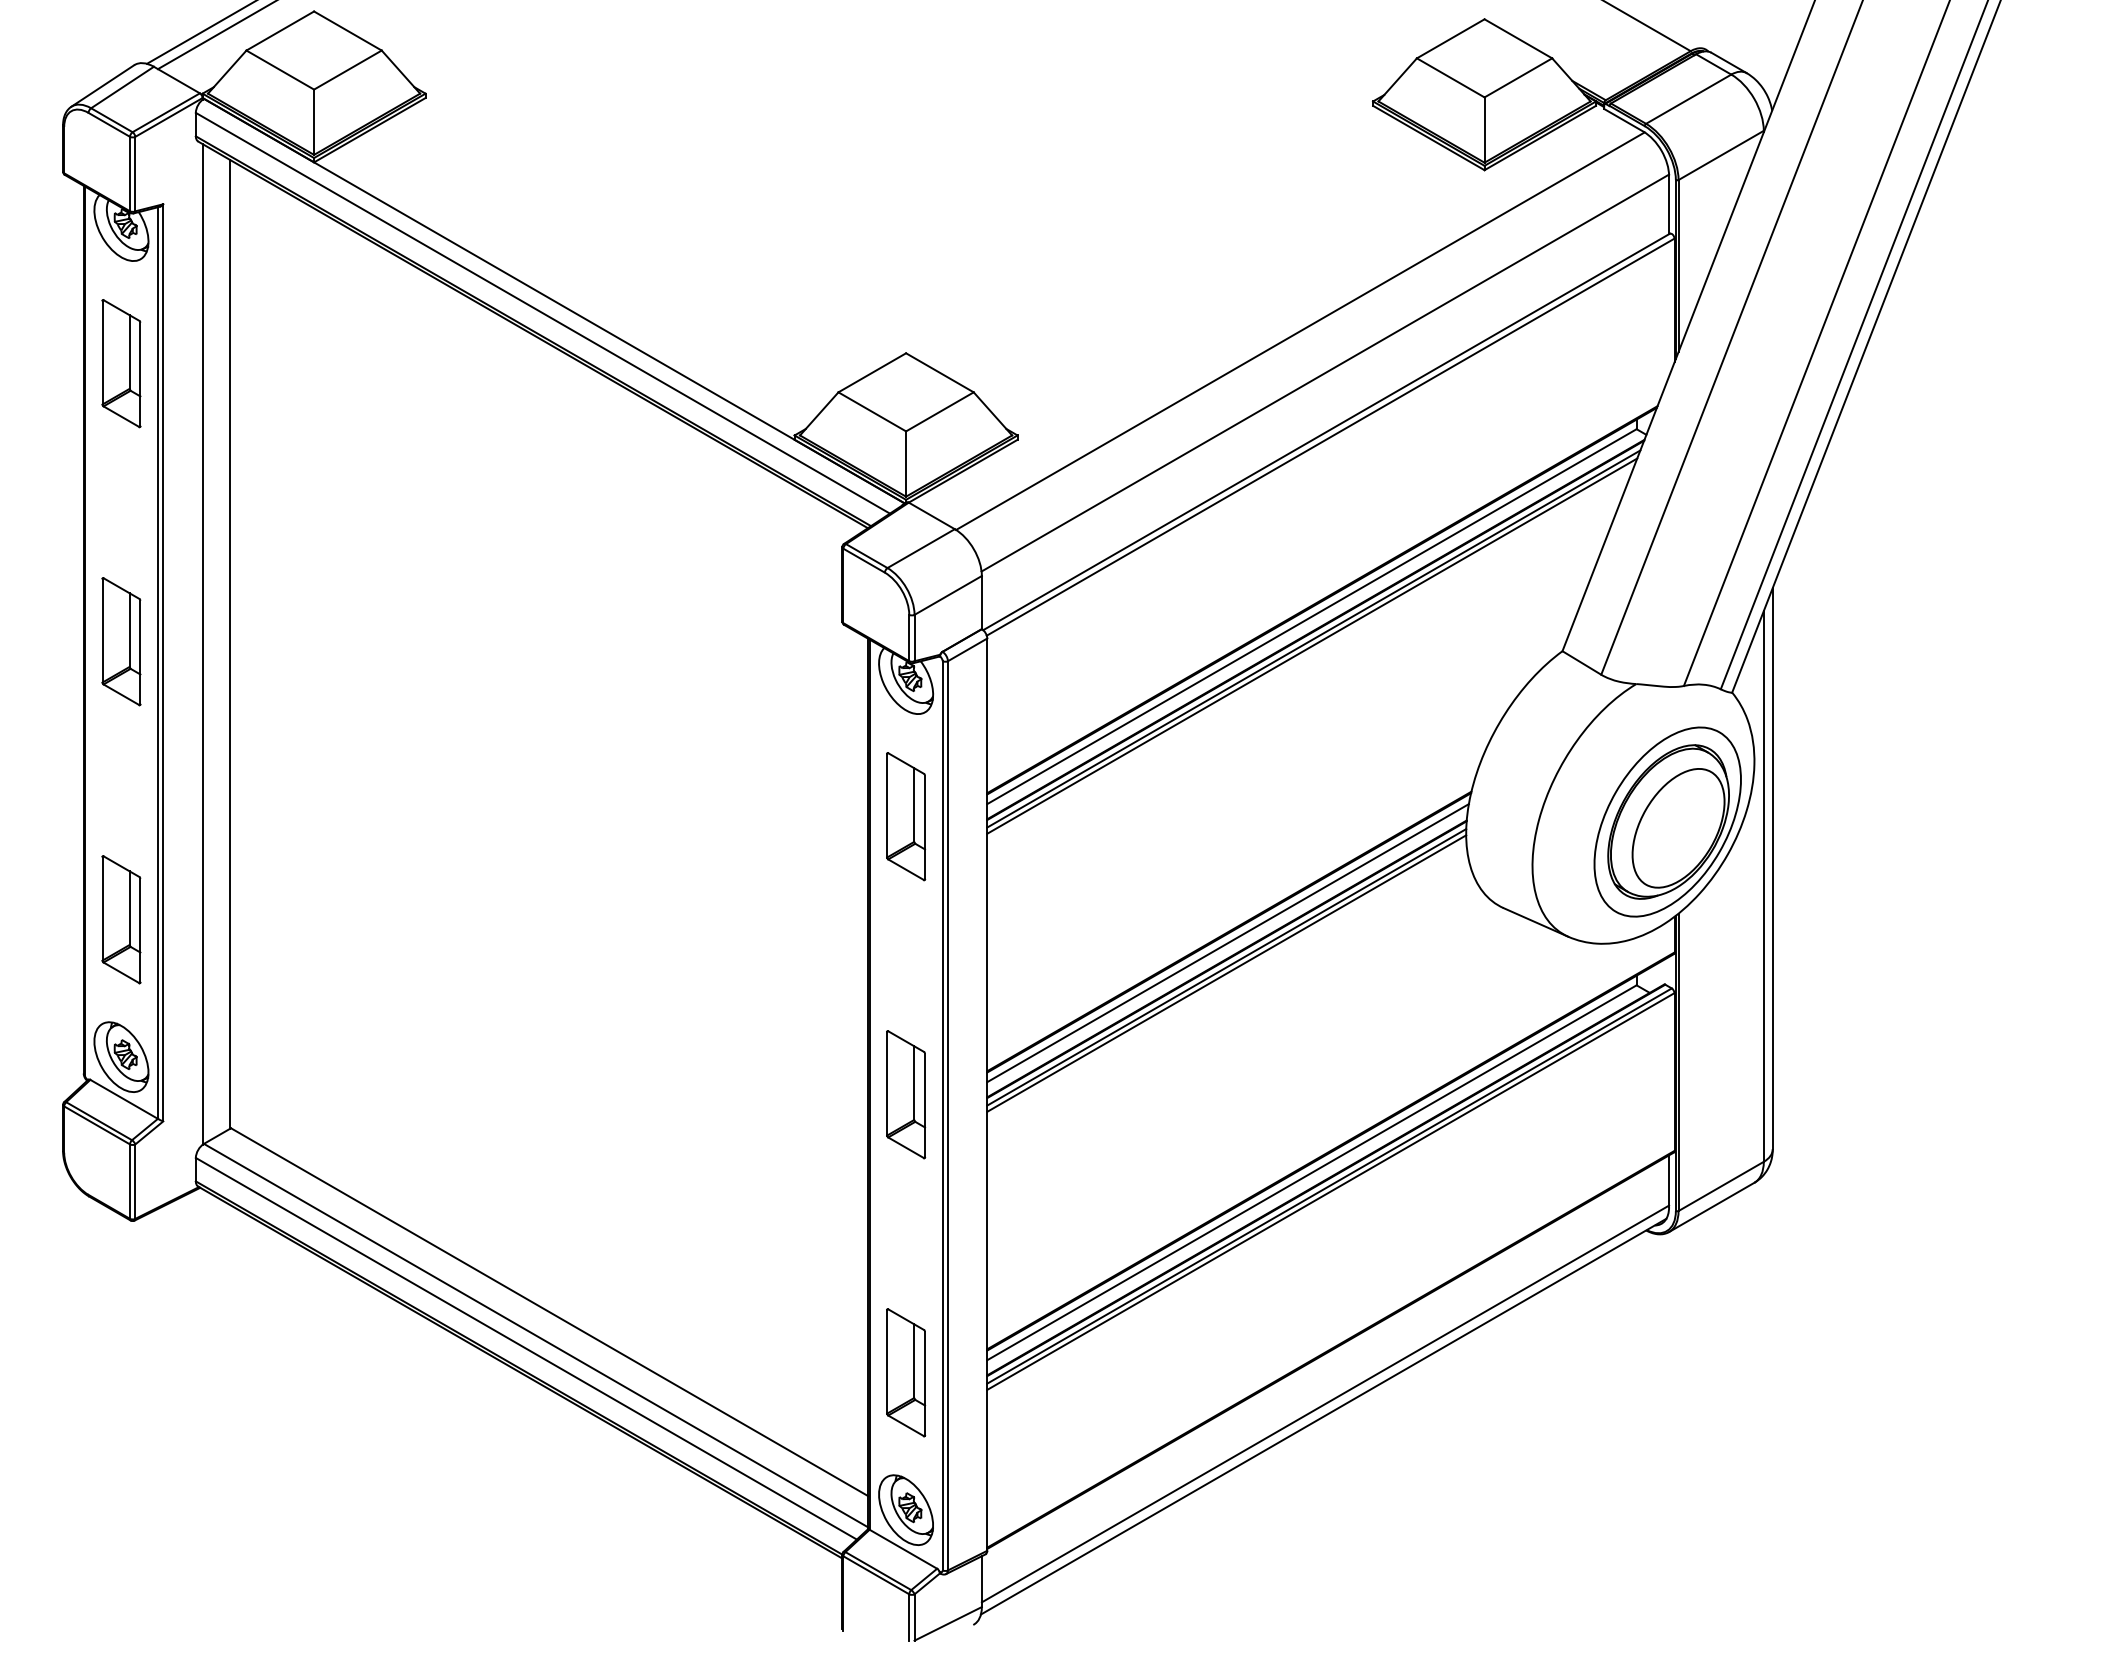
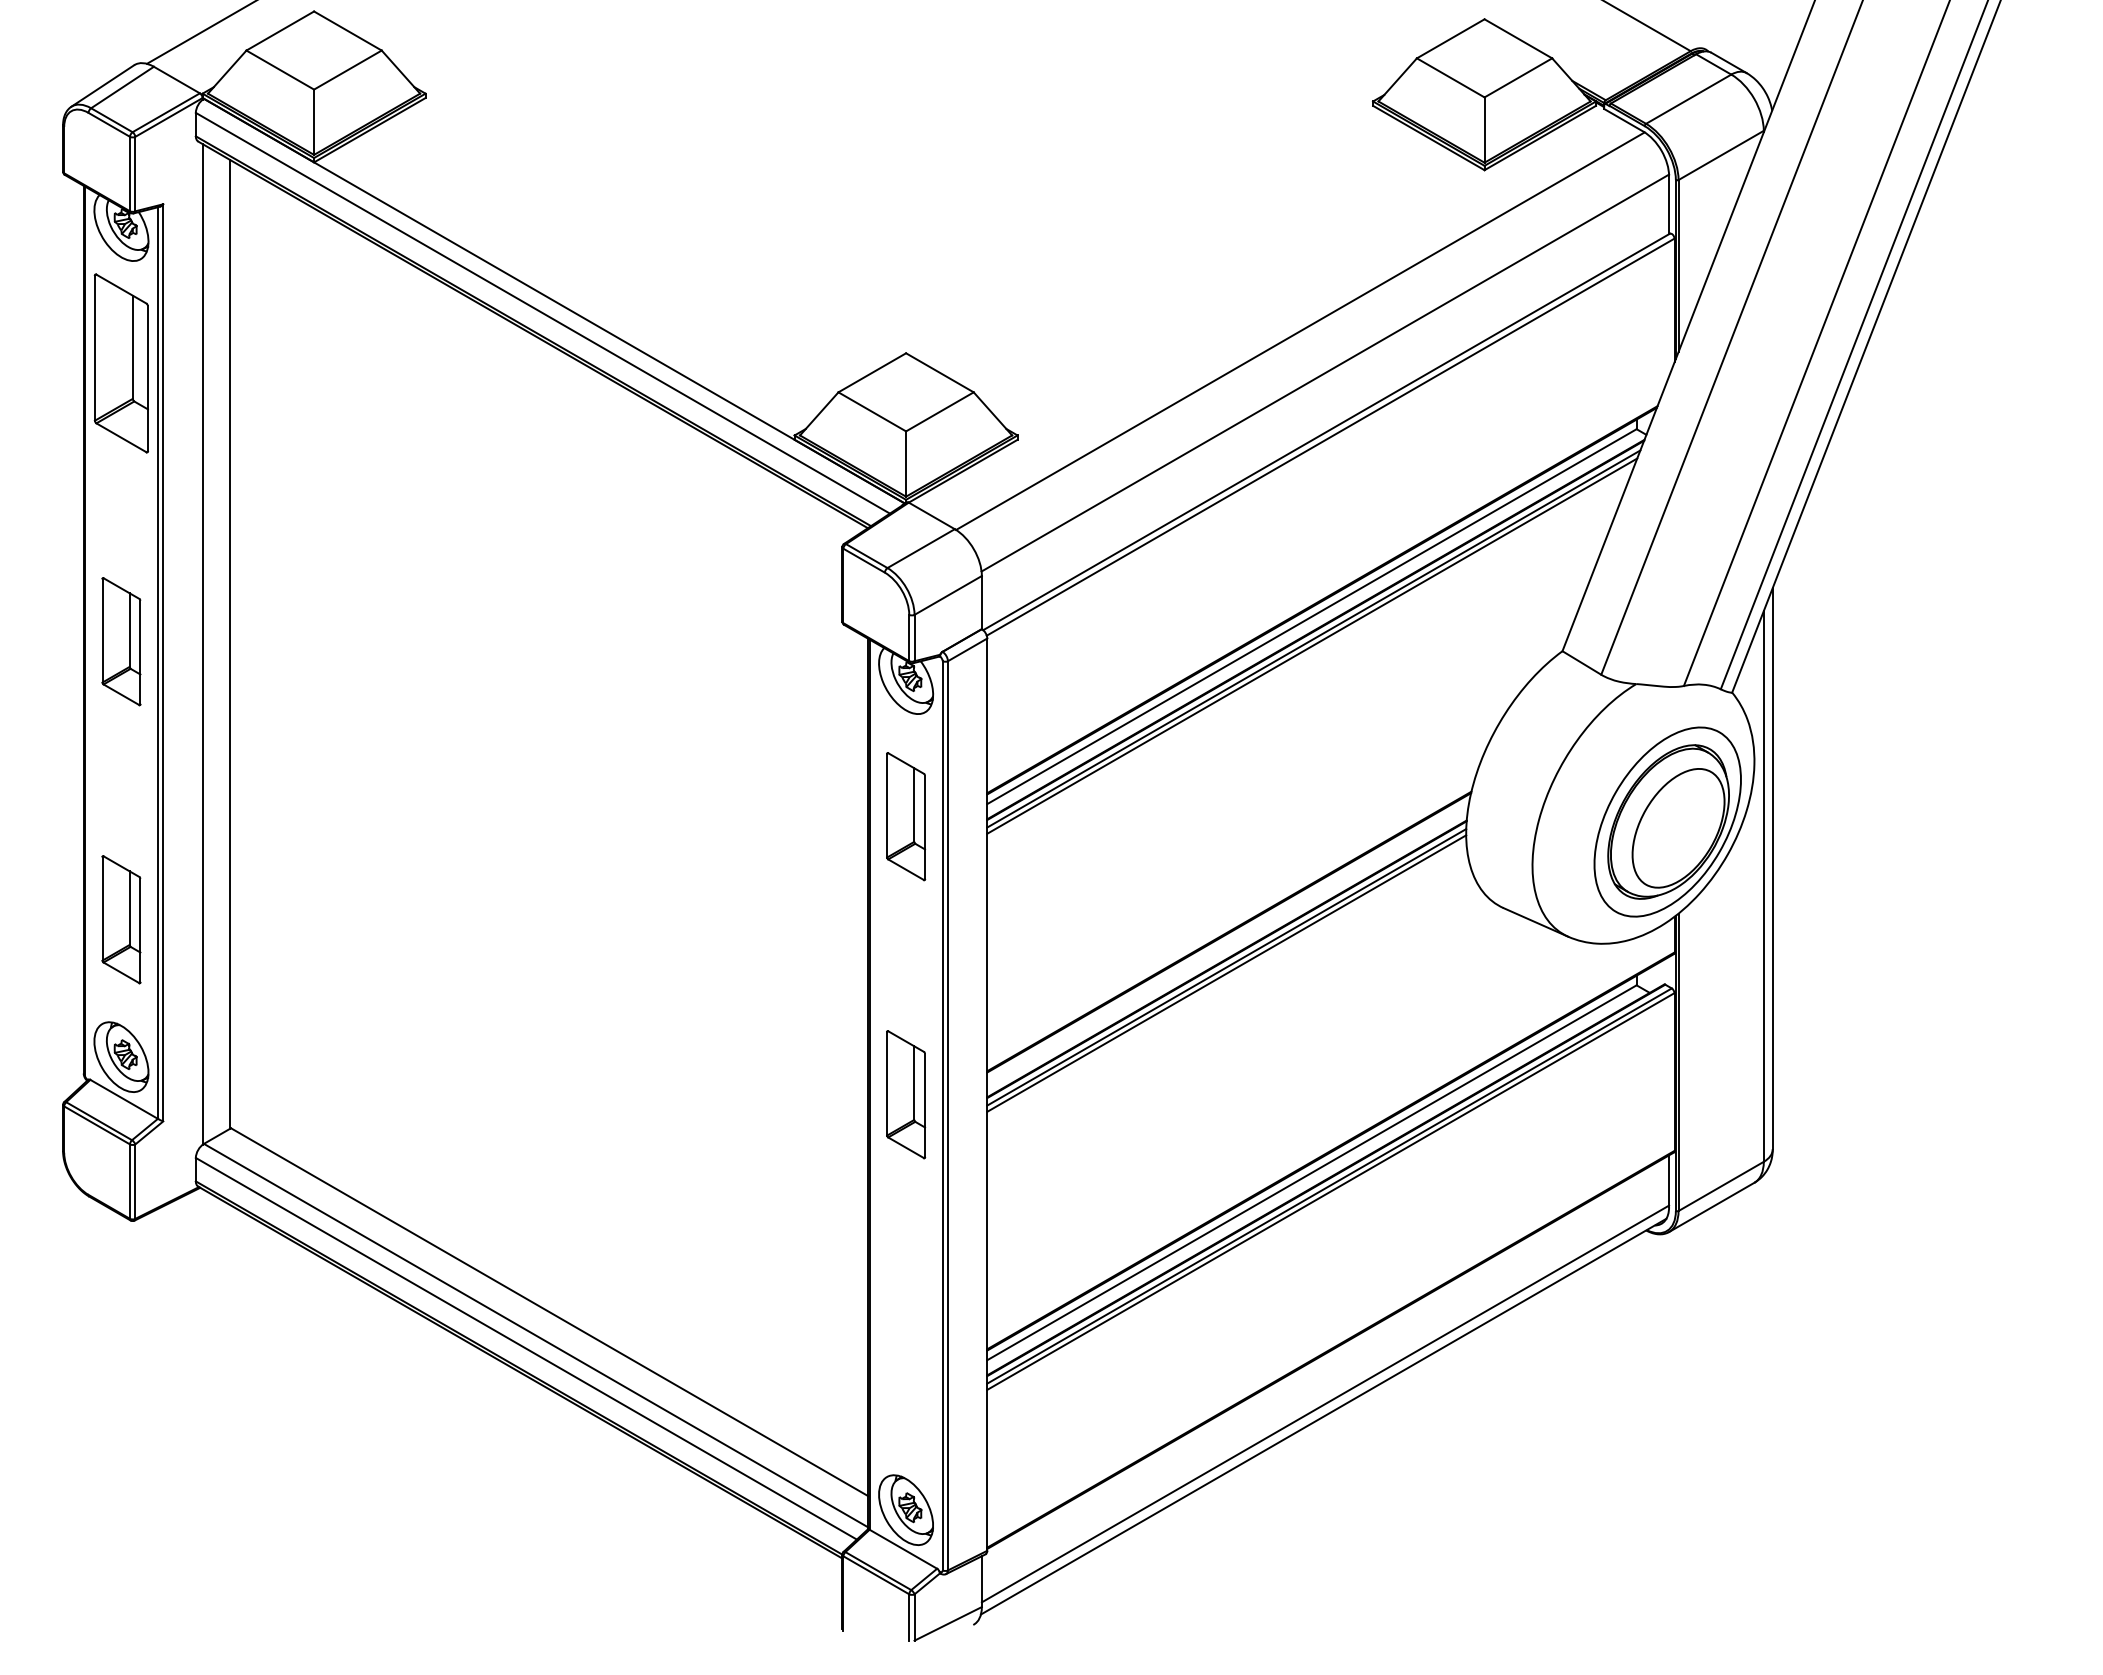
line: present -> none (215, 35)
part size: 41x130 px -> 56x181 px (120, 363)
line: present -> none (1227, 943)
part: present -> none (906, 1372)
